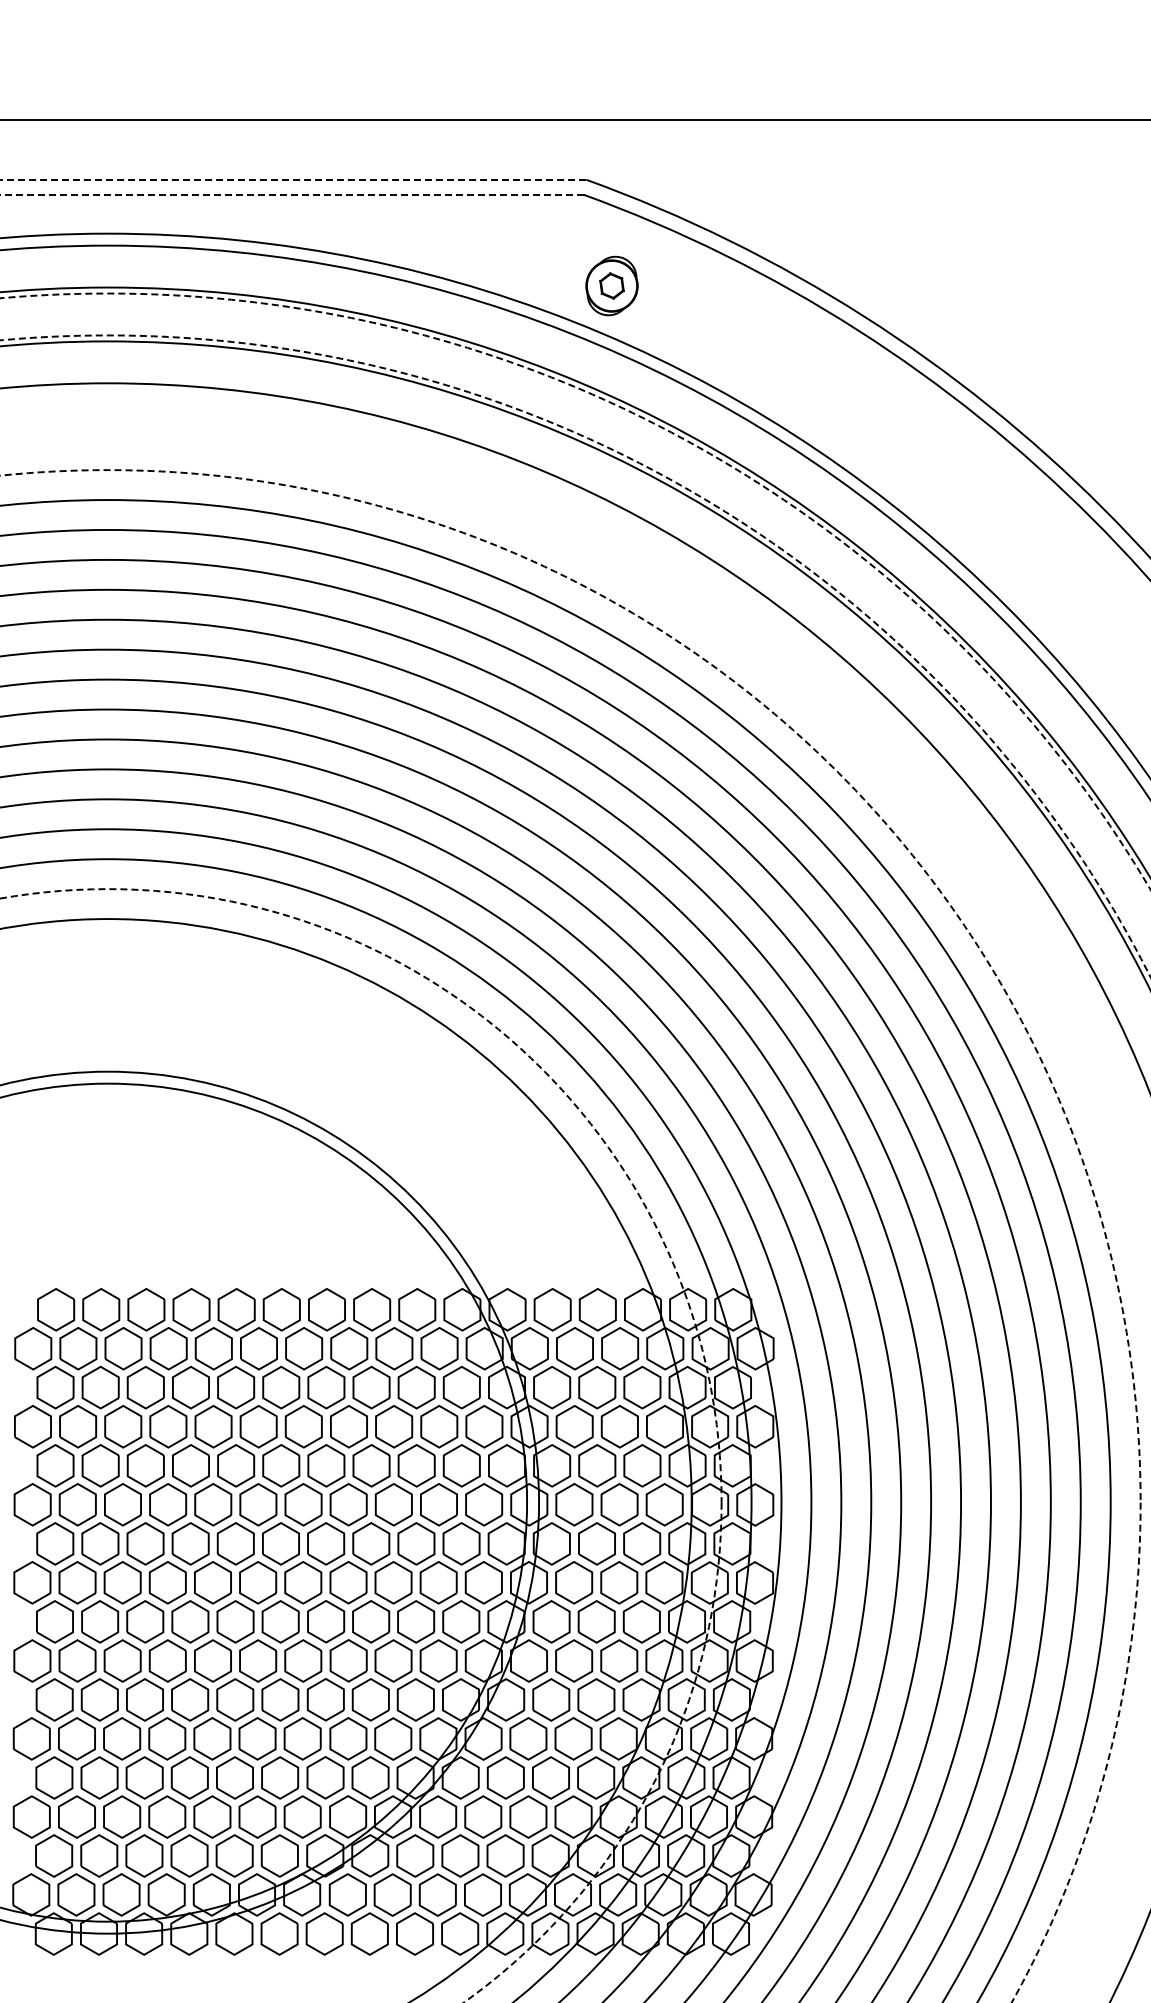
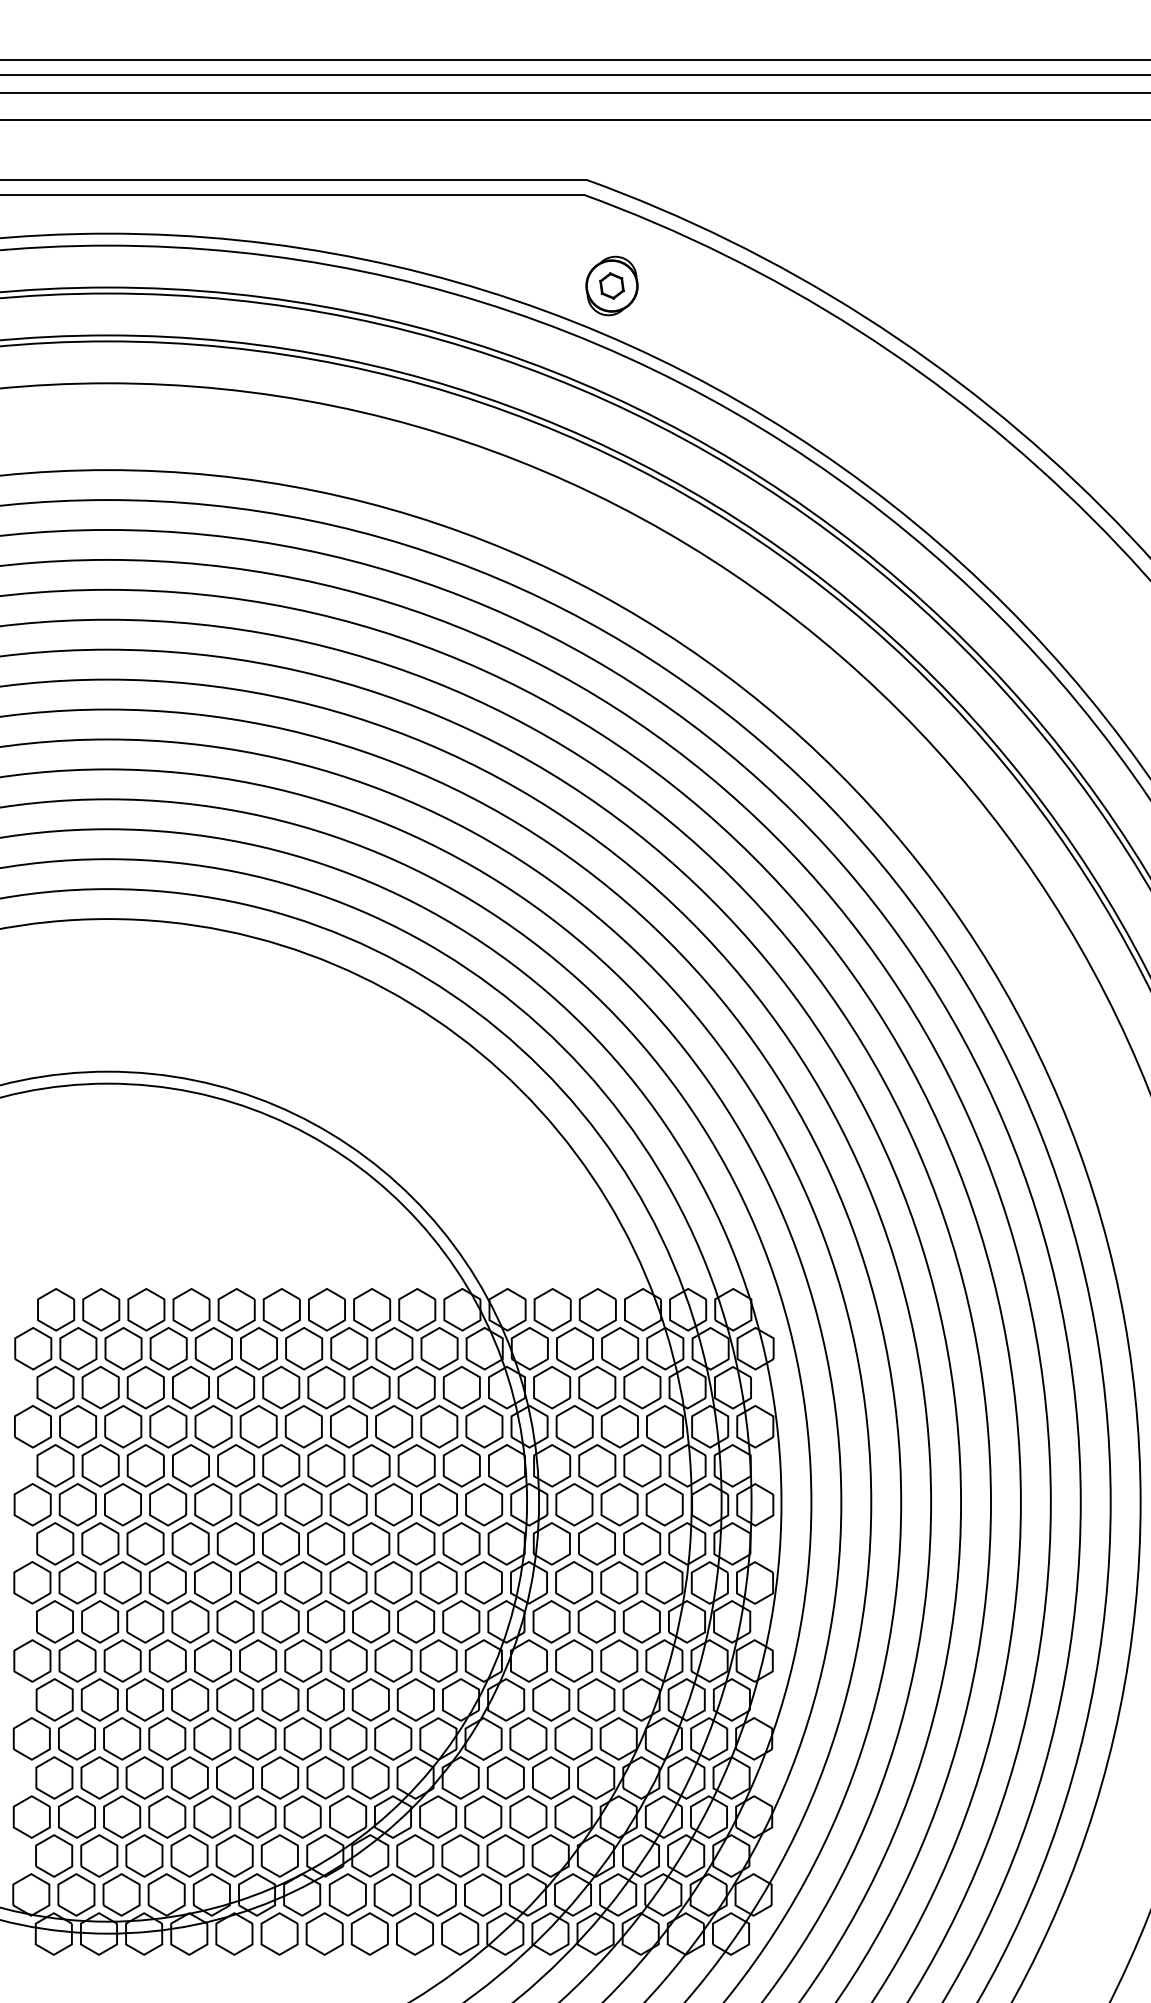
line: none -> present (574, 60)
line: none -> present (574, 75)
line: none -> present (574, 93)
line: dashed -> solid (293, 179)
line: dashed -> solid (291, 194)
circle: dashed -> solid (575, 591)
circle: dashed -> solid (575, 656)
circle: dashed -> solid (570, 1236)
circle: dashed -> solid (360, 1445)
